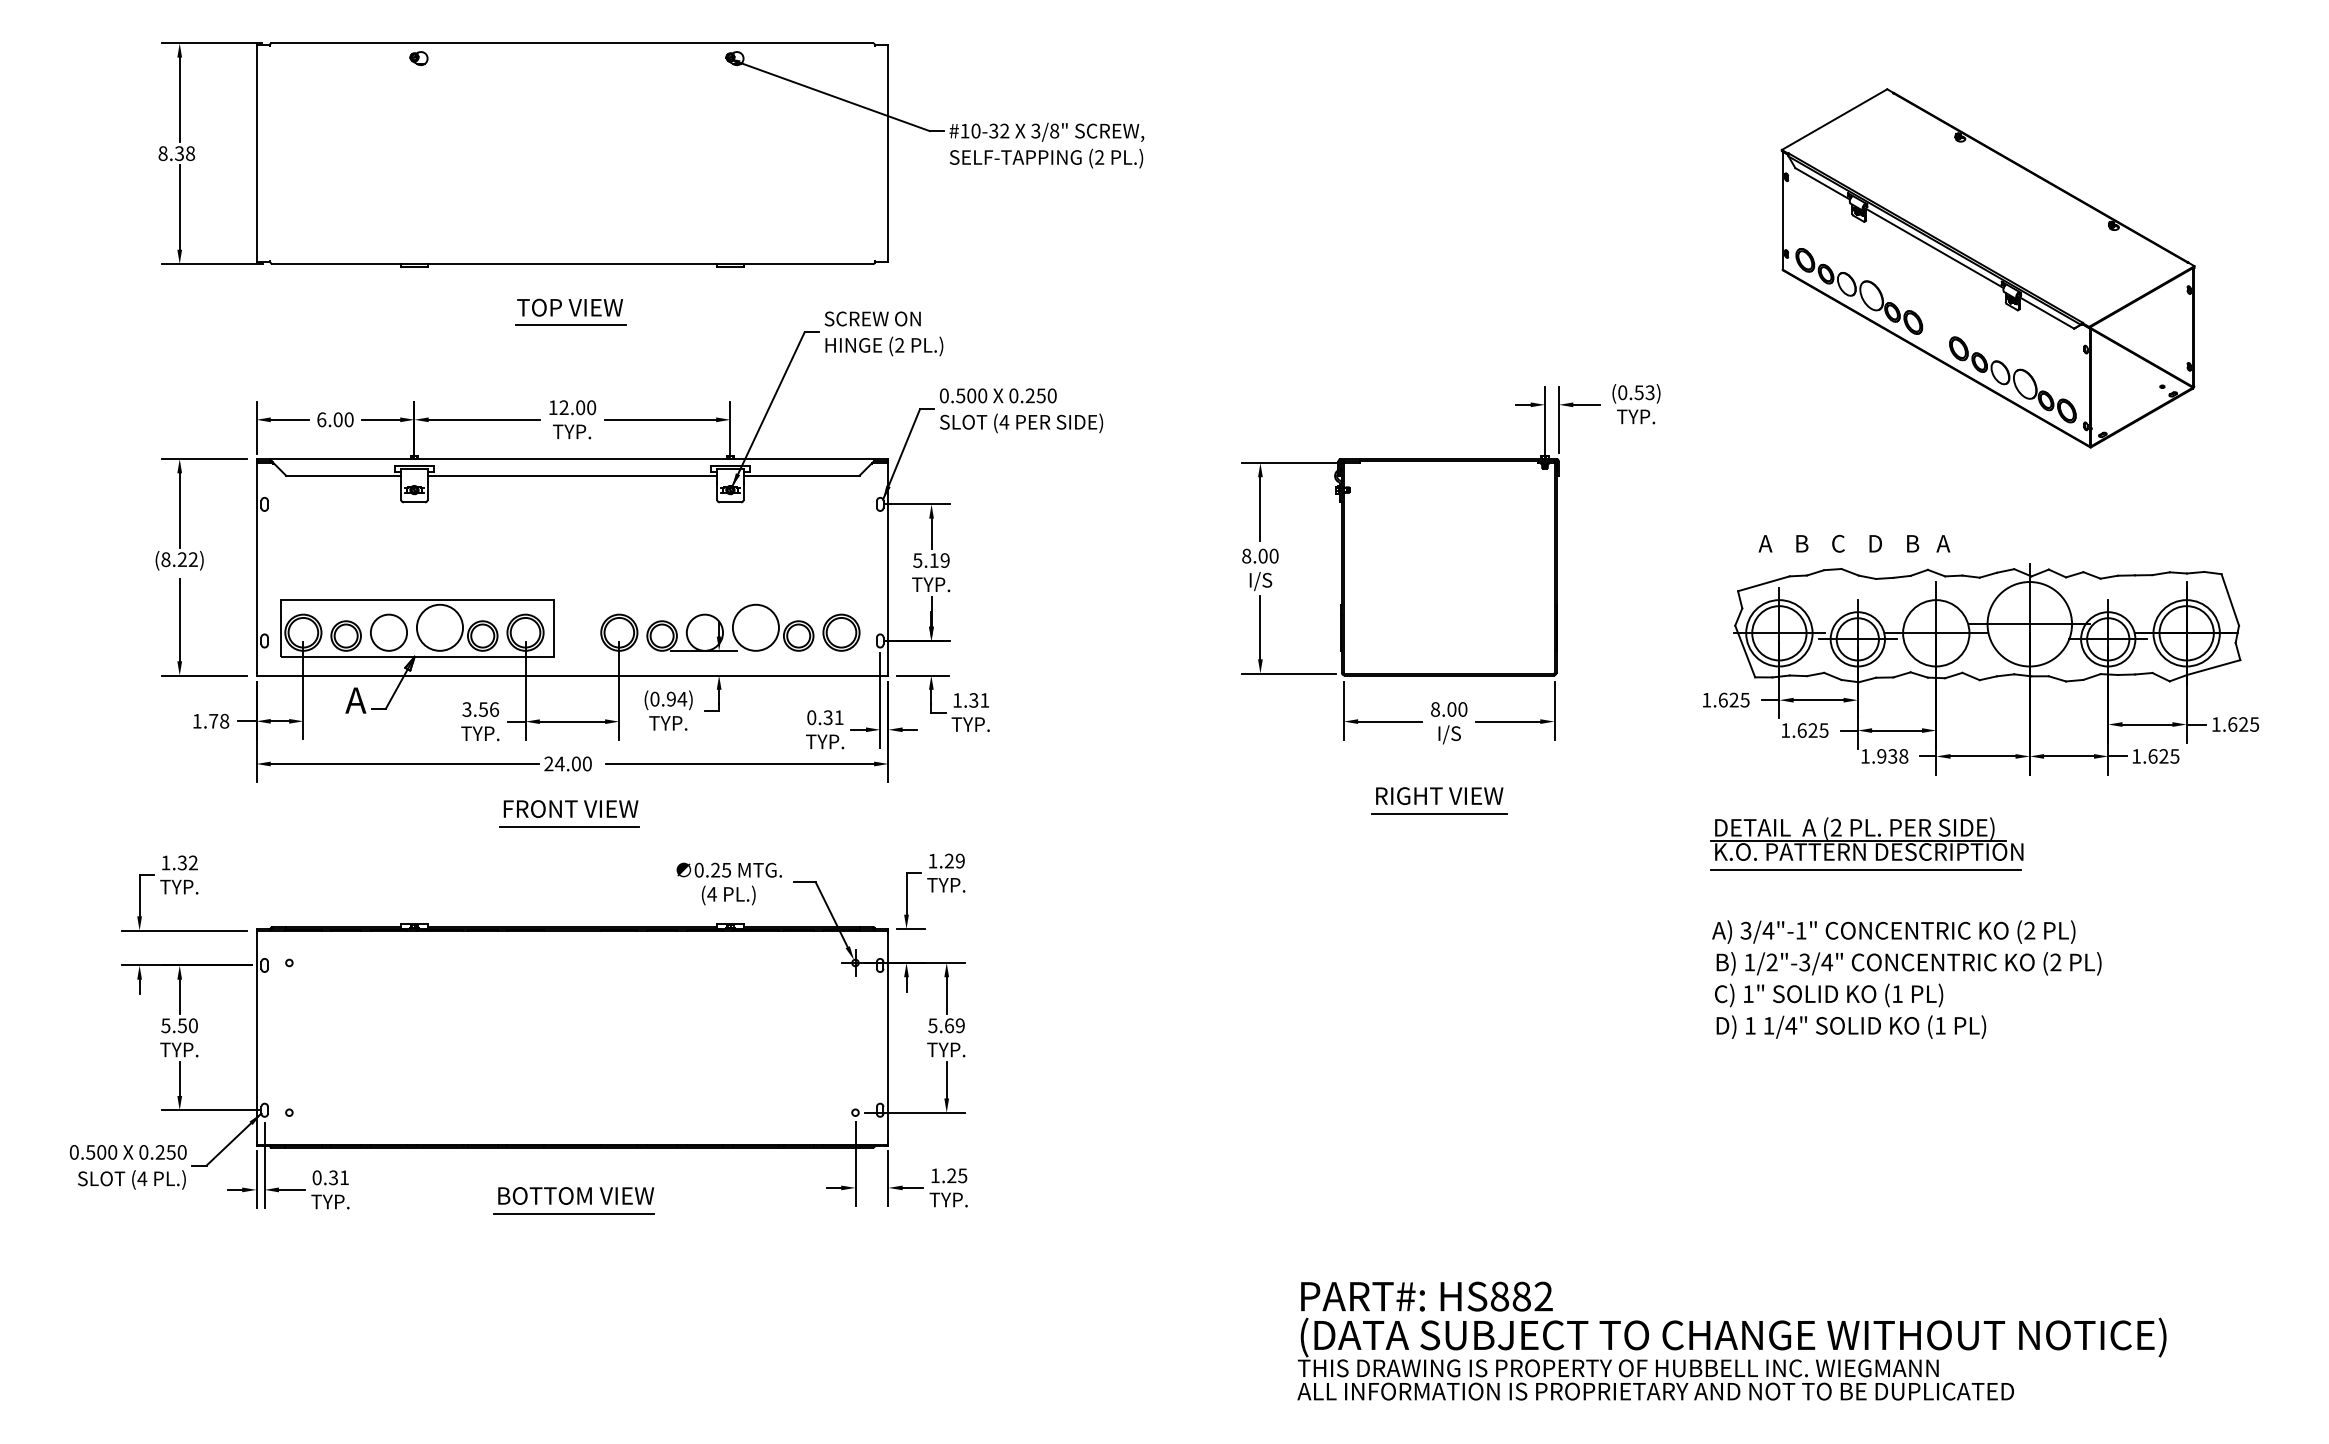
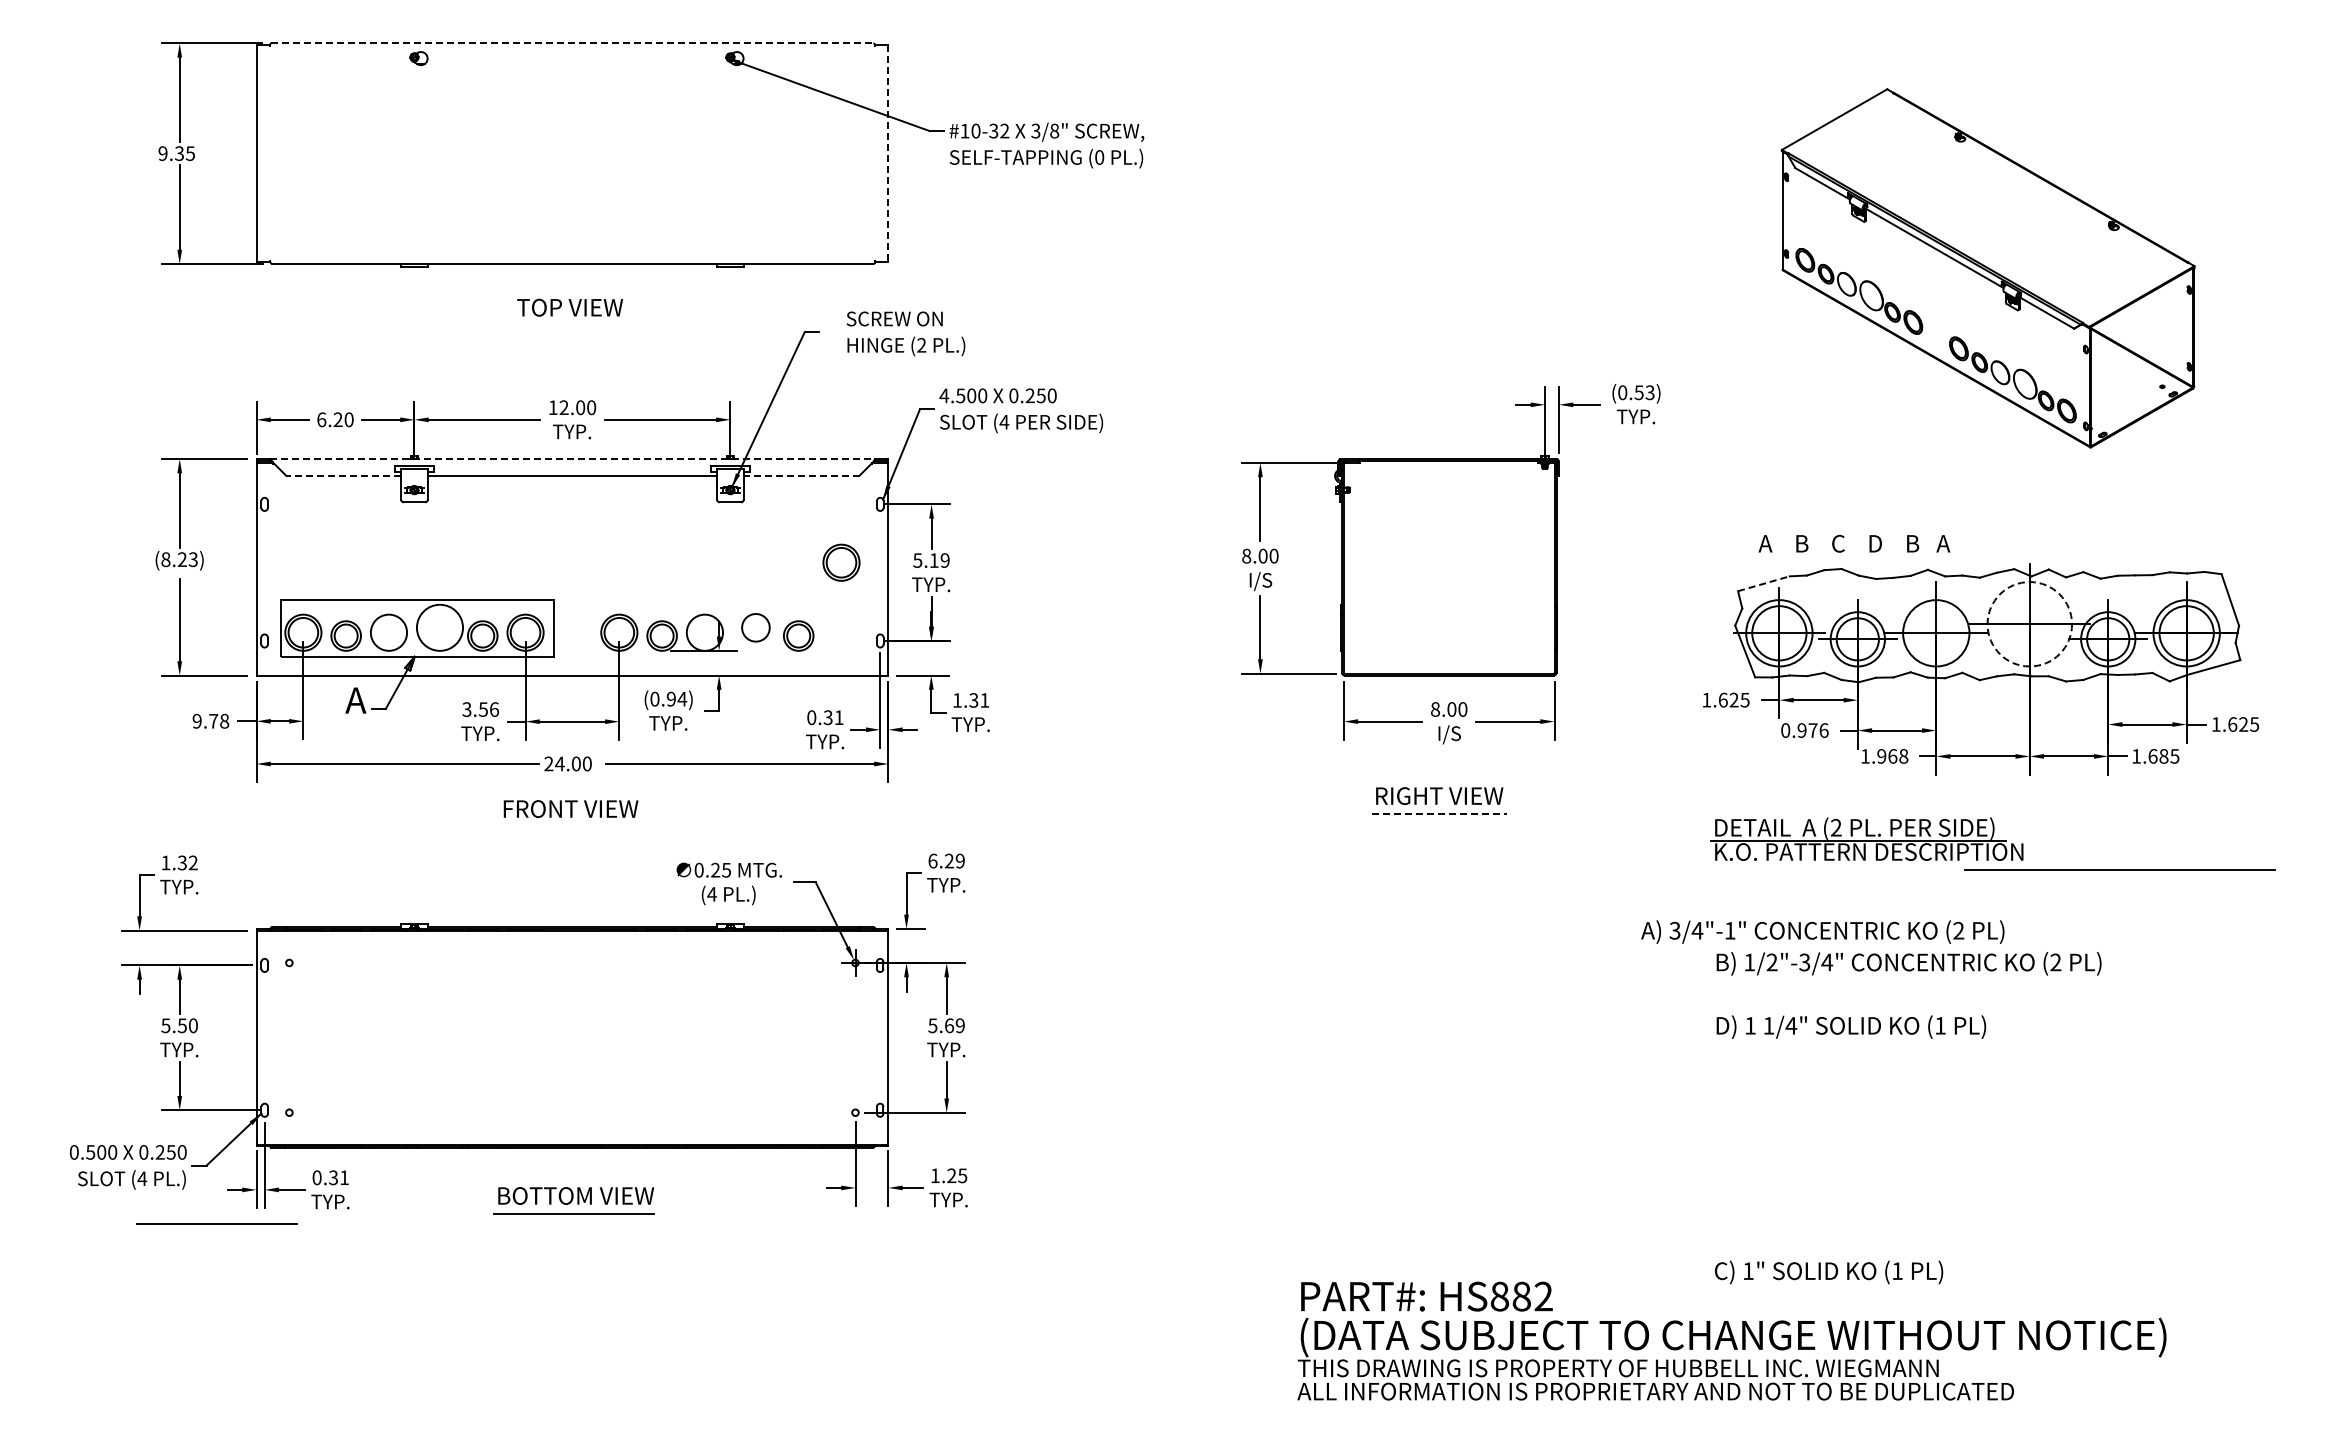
line: solid -> dashed (572, 43)
text: 8.38 -> 9.35 (176, 153)
line: solid -> dashed (888, 154)
text: (2 -> (0 (1099, 157)
line: present -> none (571, 325)
text position: (883, 333) -> (905, 333) (905, 333)
text: 0.500 -> 4.500 (944, 395)
text: 6.00 -> 6.20 (337, 419)
line: solid -> dashed (572, 459)
line: solid -> dashed (343, 475)
line: solid -> dashed (801, 475)
text: (8.22) -> (8.23) (192, 559)
line: solid -> dashed (1763, 583)
circle: solid -> dashed (2029, 624)
circle diameter: 46 px -> 28 px (755, 627)
part position: (841, 632) -> (841, 562) (841, 562)
text: 1.78 -> 9.78 (196, 720)
text: 1.625 -> 0.976 (1804, 730)
text: 1.938 -> 1.968 (1892, 756)
text: 1.625 -> 1.685 (2163, 756)
line: solid -> dashed (1439, 813)
line: present -> none (569, 826)
text: 1.29 -> 6.29 (932, 860)
line position: (1865, 869) -> (2119, 869) (2119, 869)
text position: (1893, 931) -> (1822, 931) (1822, 931)
text position: (1829, 995) -> (1829, 1272) (1829, 1272)
line: none -> present (216, 1223)
